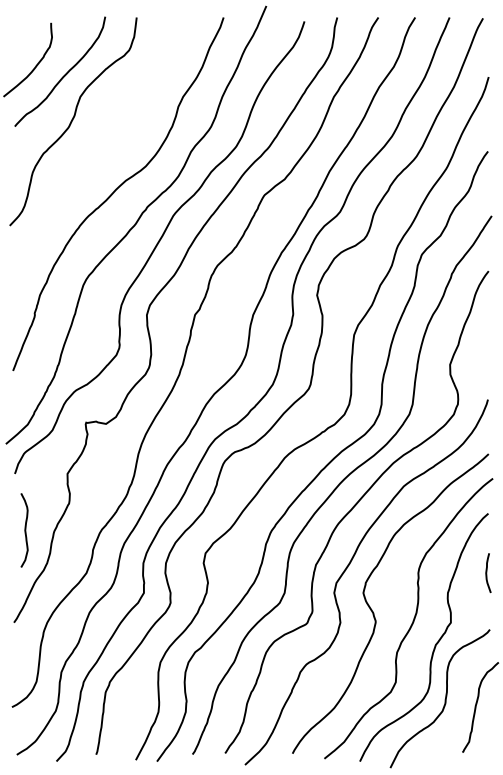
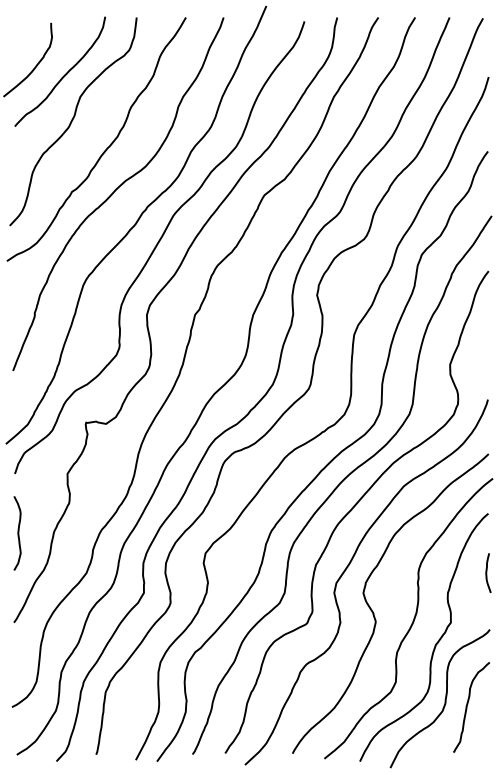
curve: none -> present (106, 148)
curve position: (24, 530) -> (17, 533) (17, 533)
curve position: (476, 707) -> (467, 707) (467, 707)
